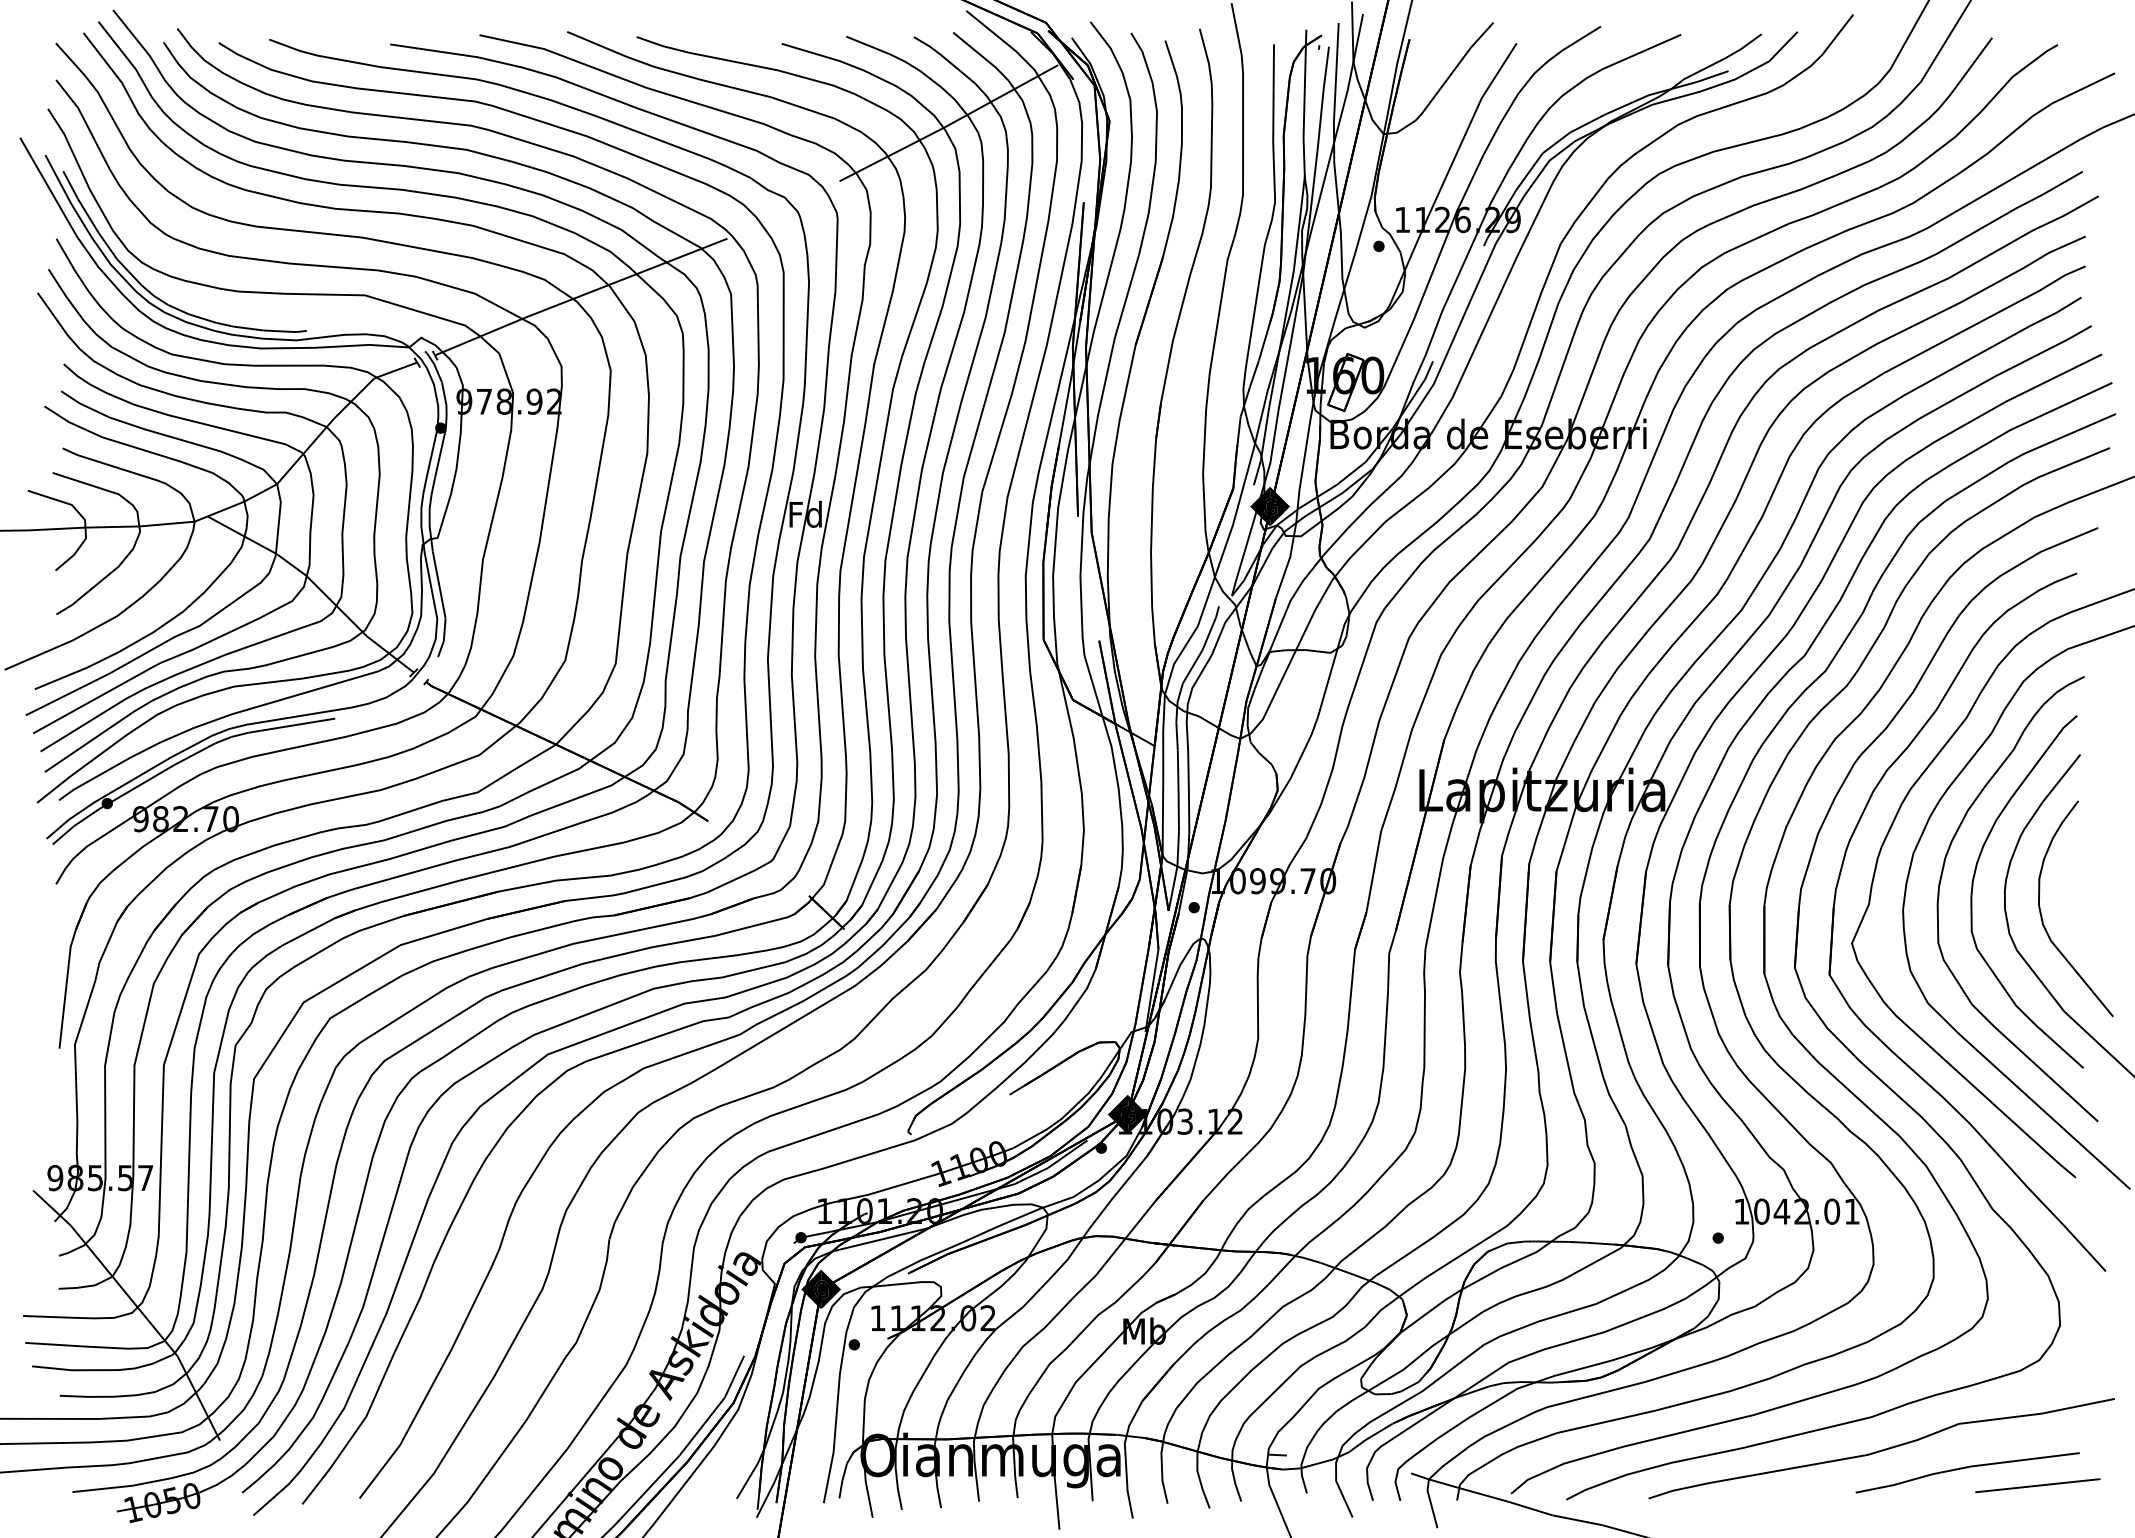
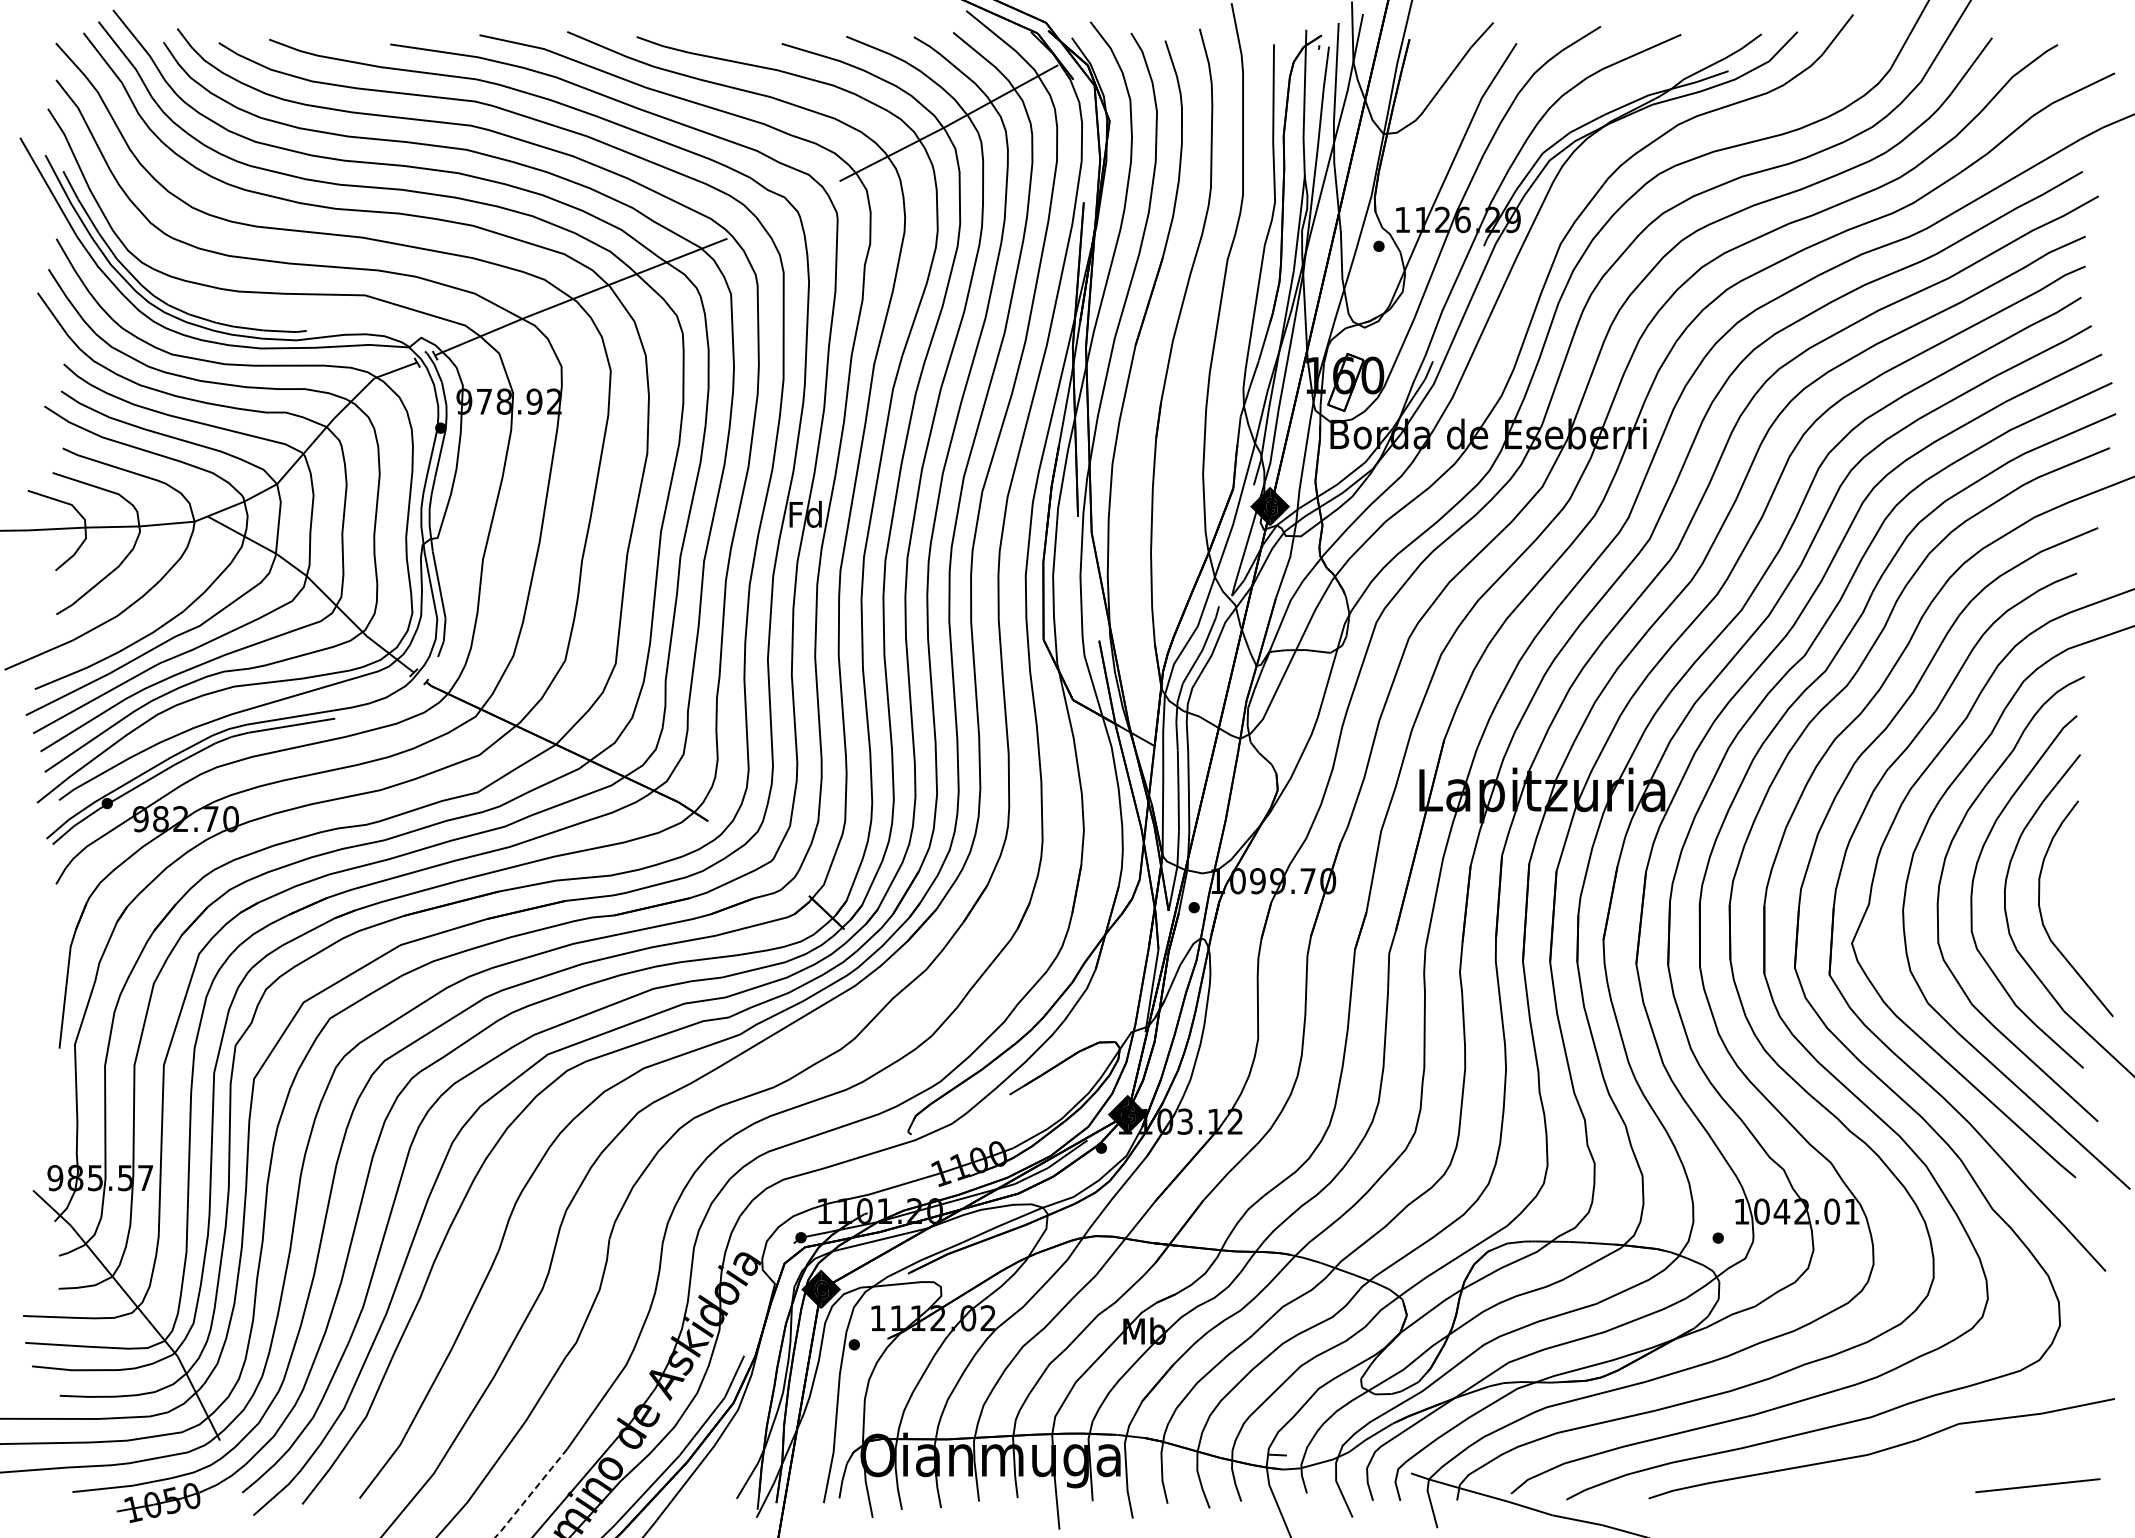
line: present -> none (1967, 1468)
line: solid -> dashed (531, 1493)
